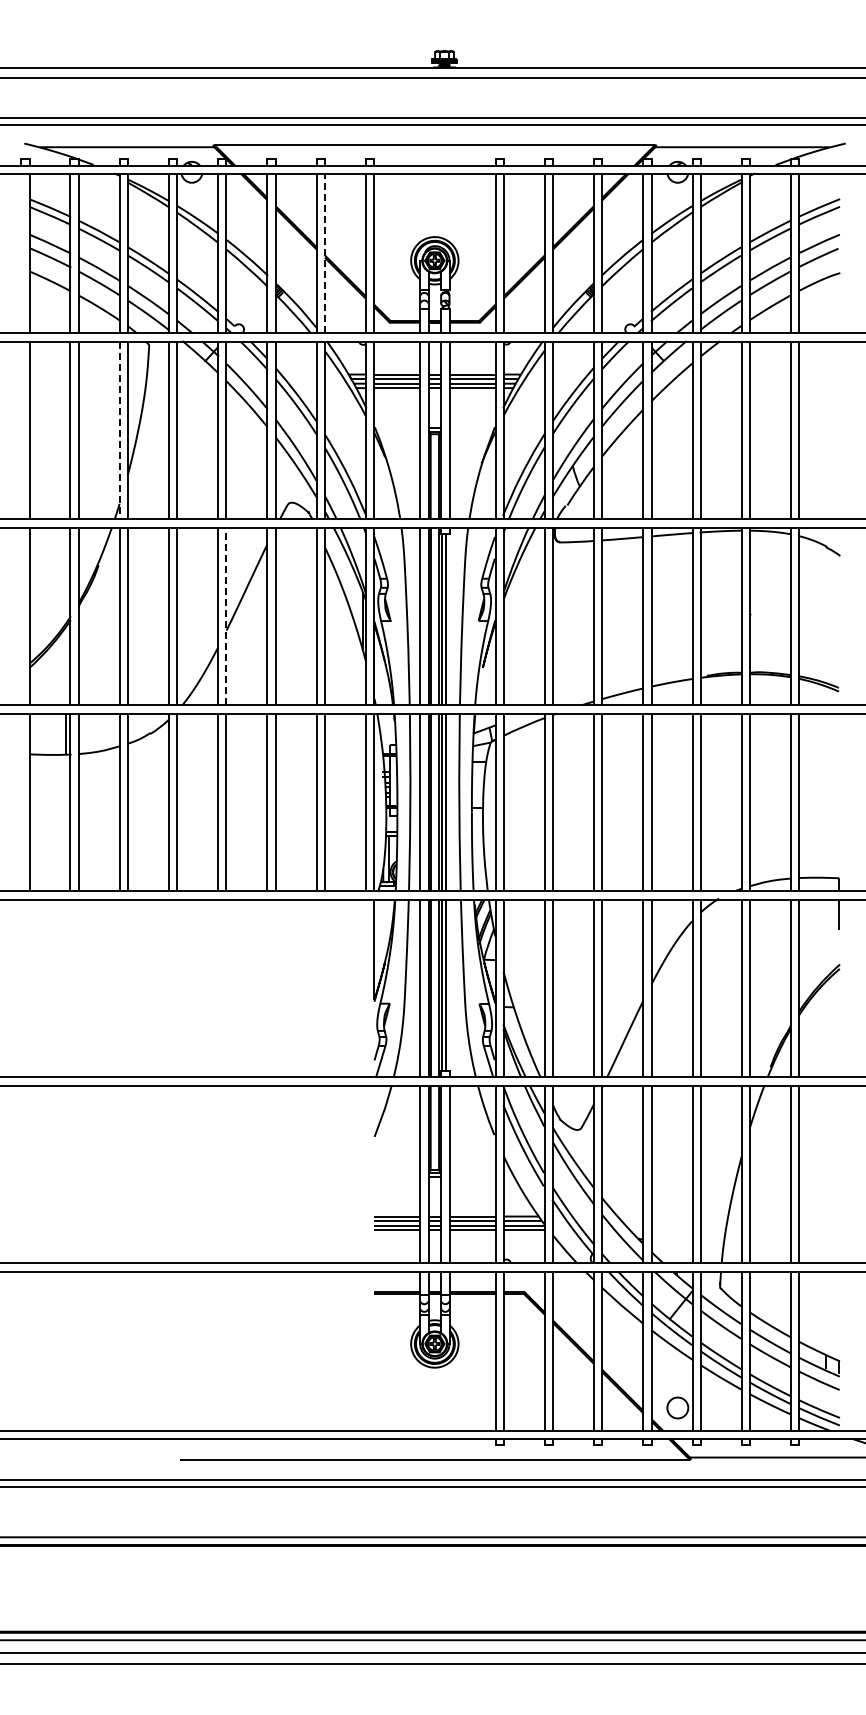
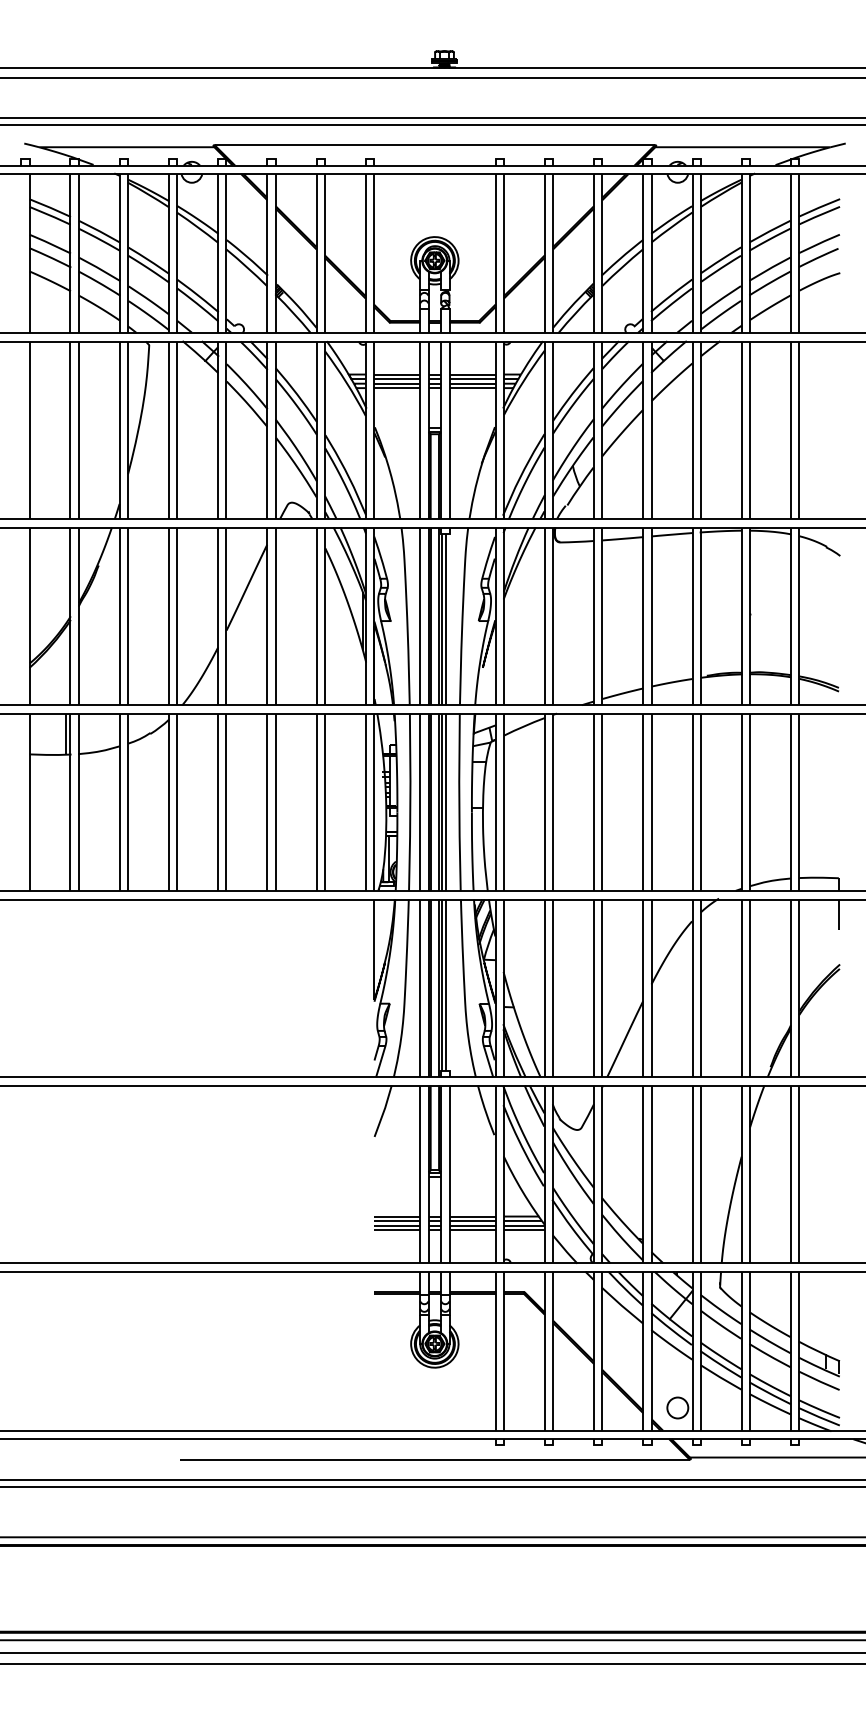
line: dashed -> solid (324, 253)
line: dashed -> solid (119, 430)
line: dashed -> solid (226, 616)
